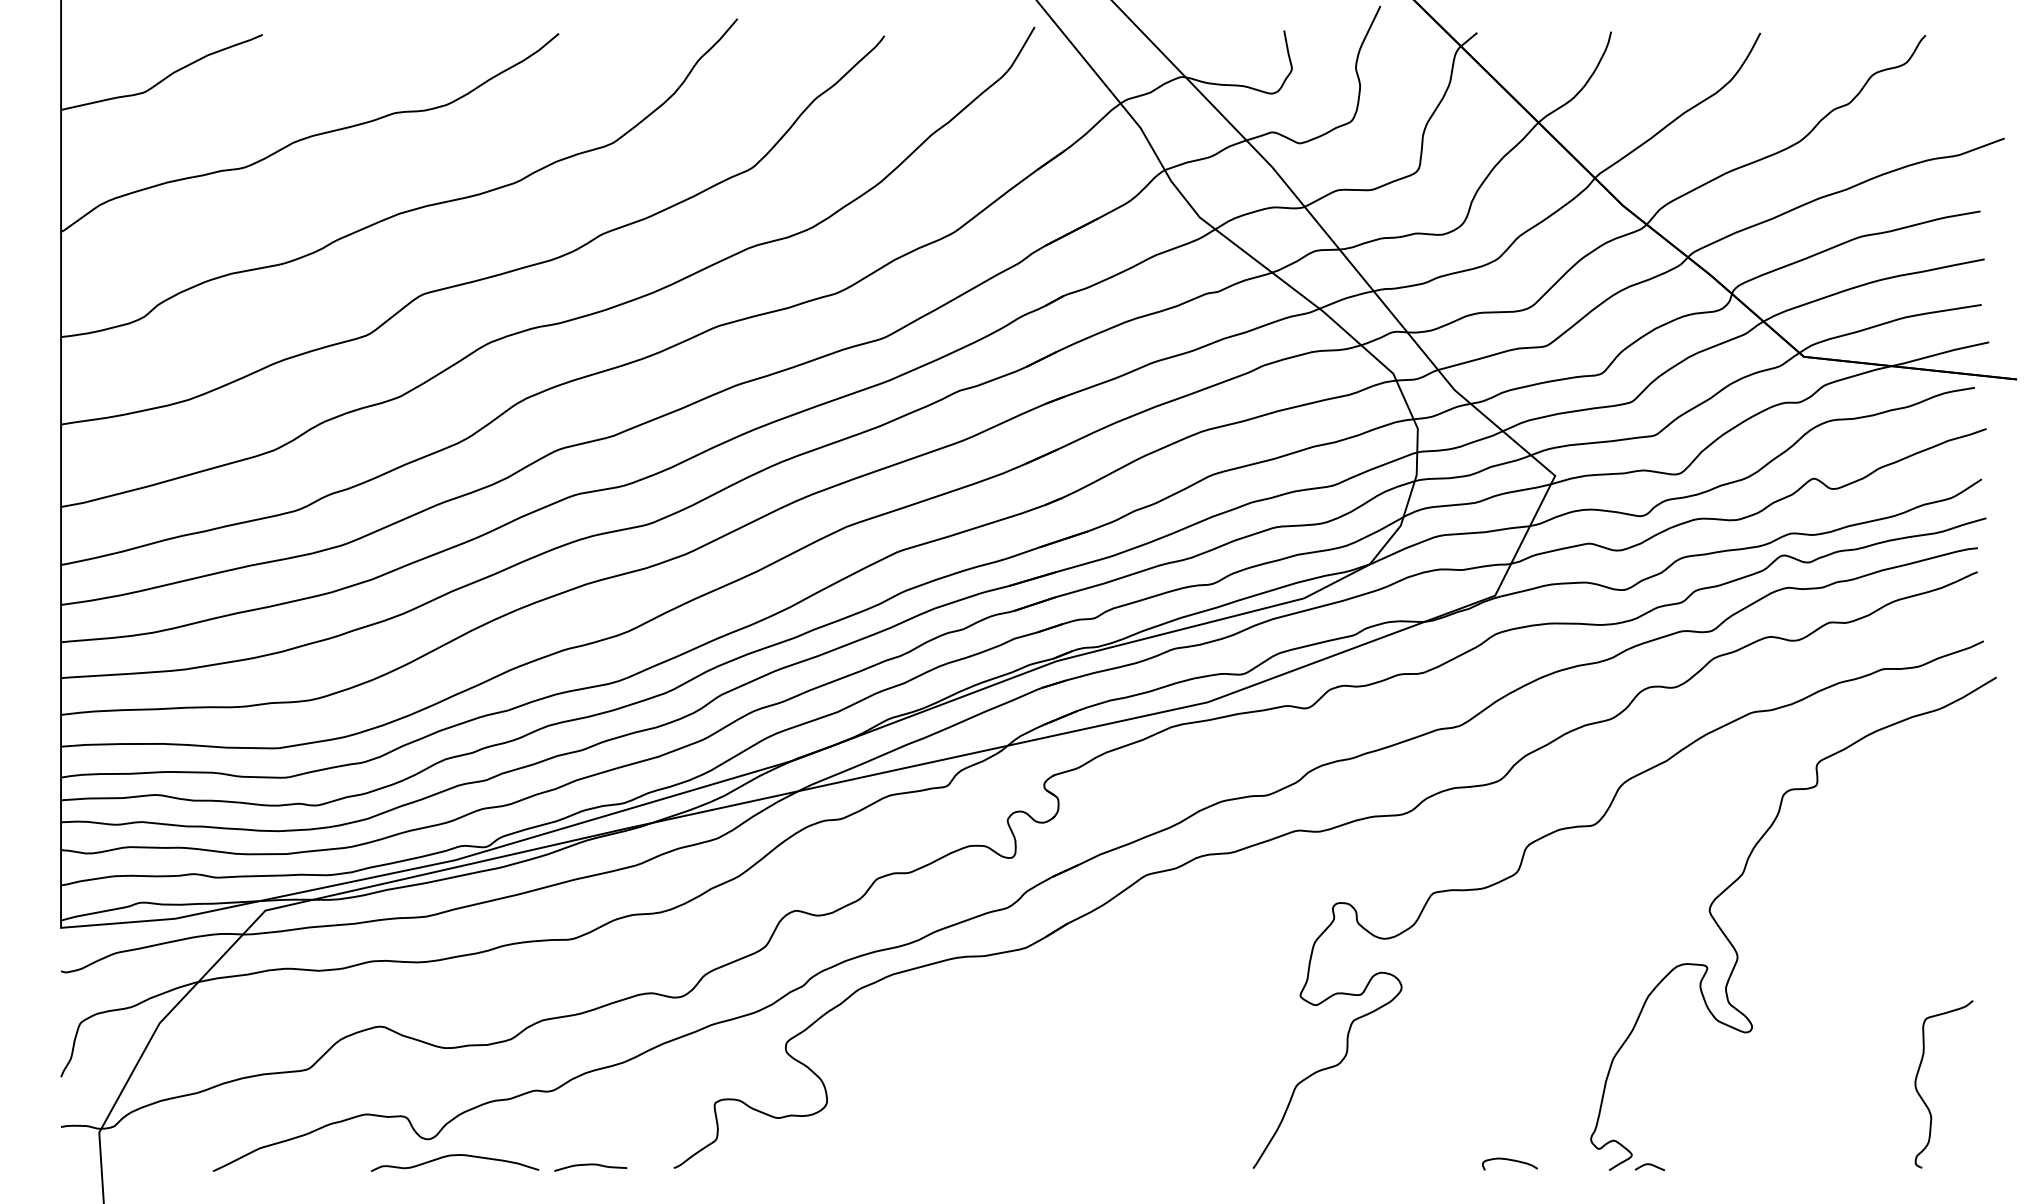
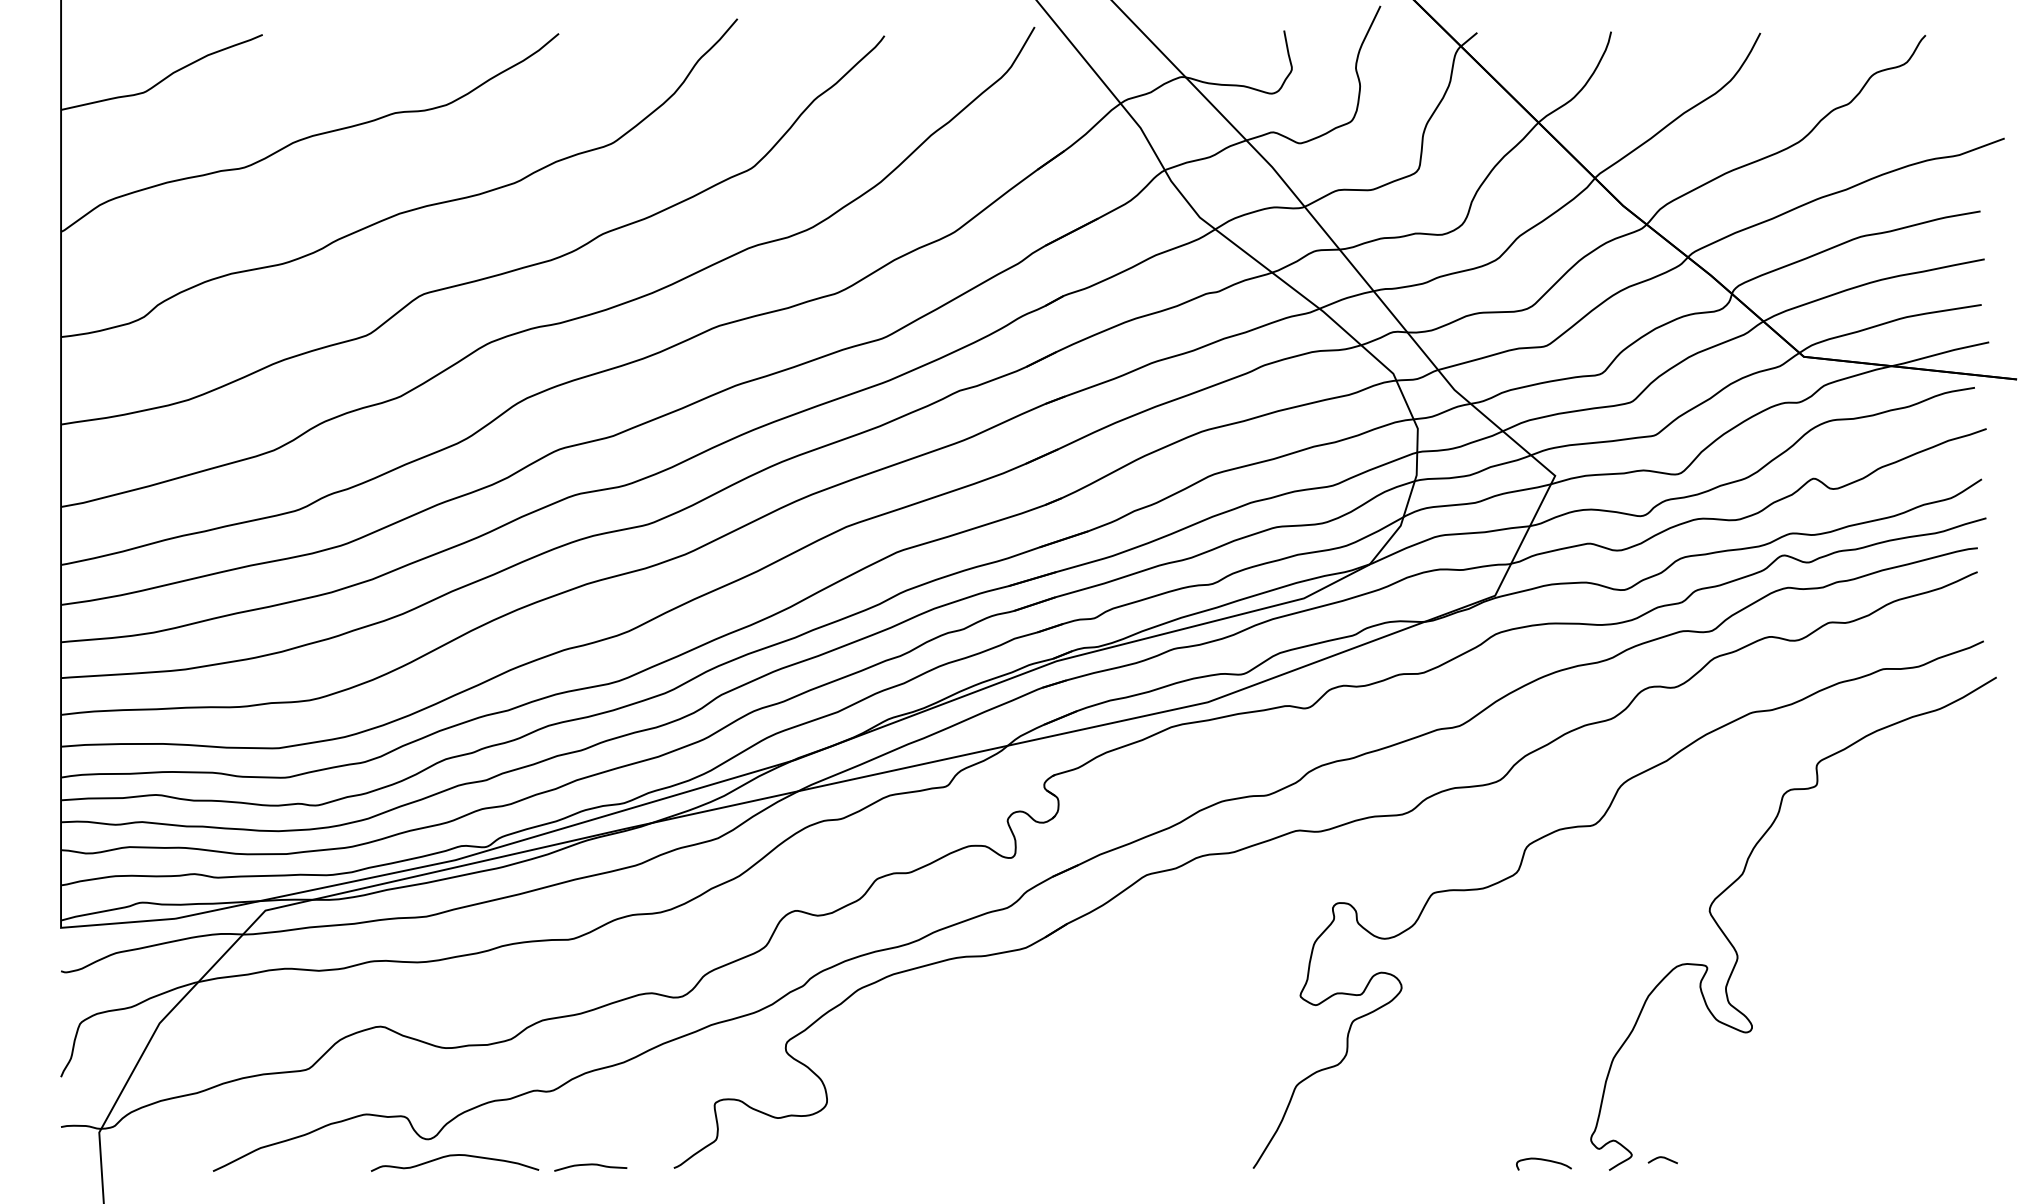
curve: present -> none (1922, 1097)
curve position: (1509, 1160) -> (1543, 1160) (1543, 1160)
curve position: (1649, 1165) -> (1662, 1158) (1662, 1158)
